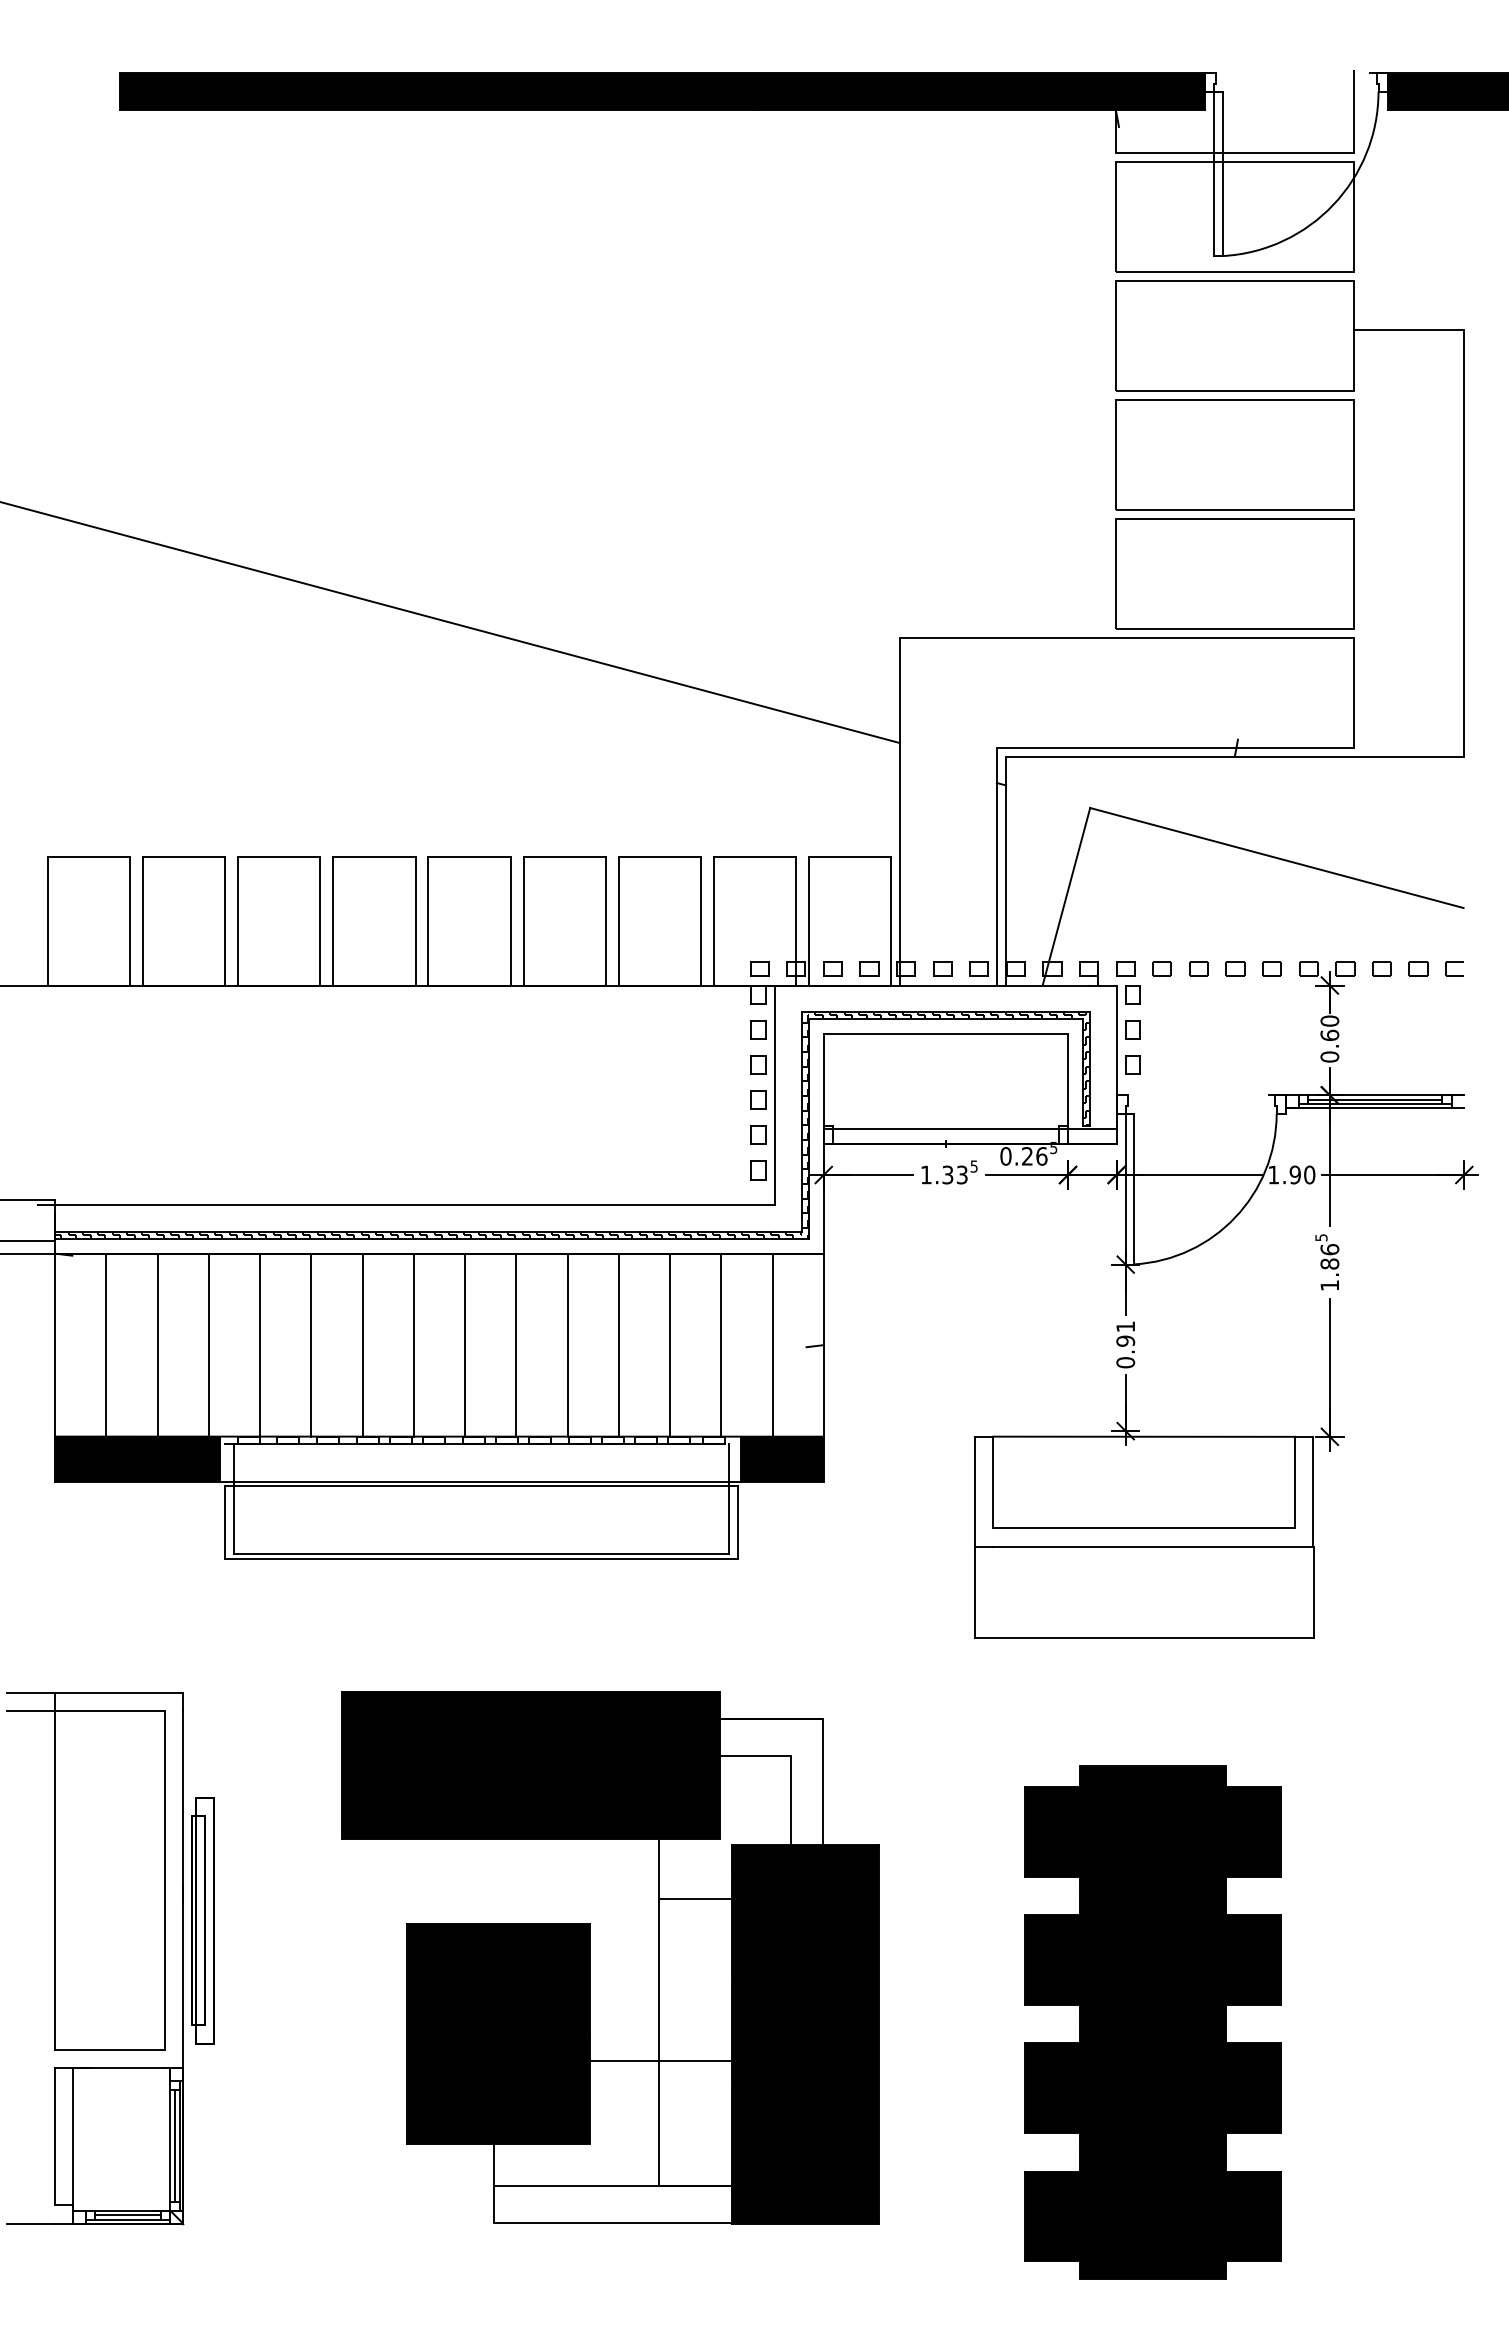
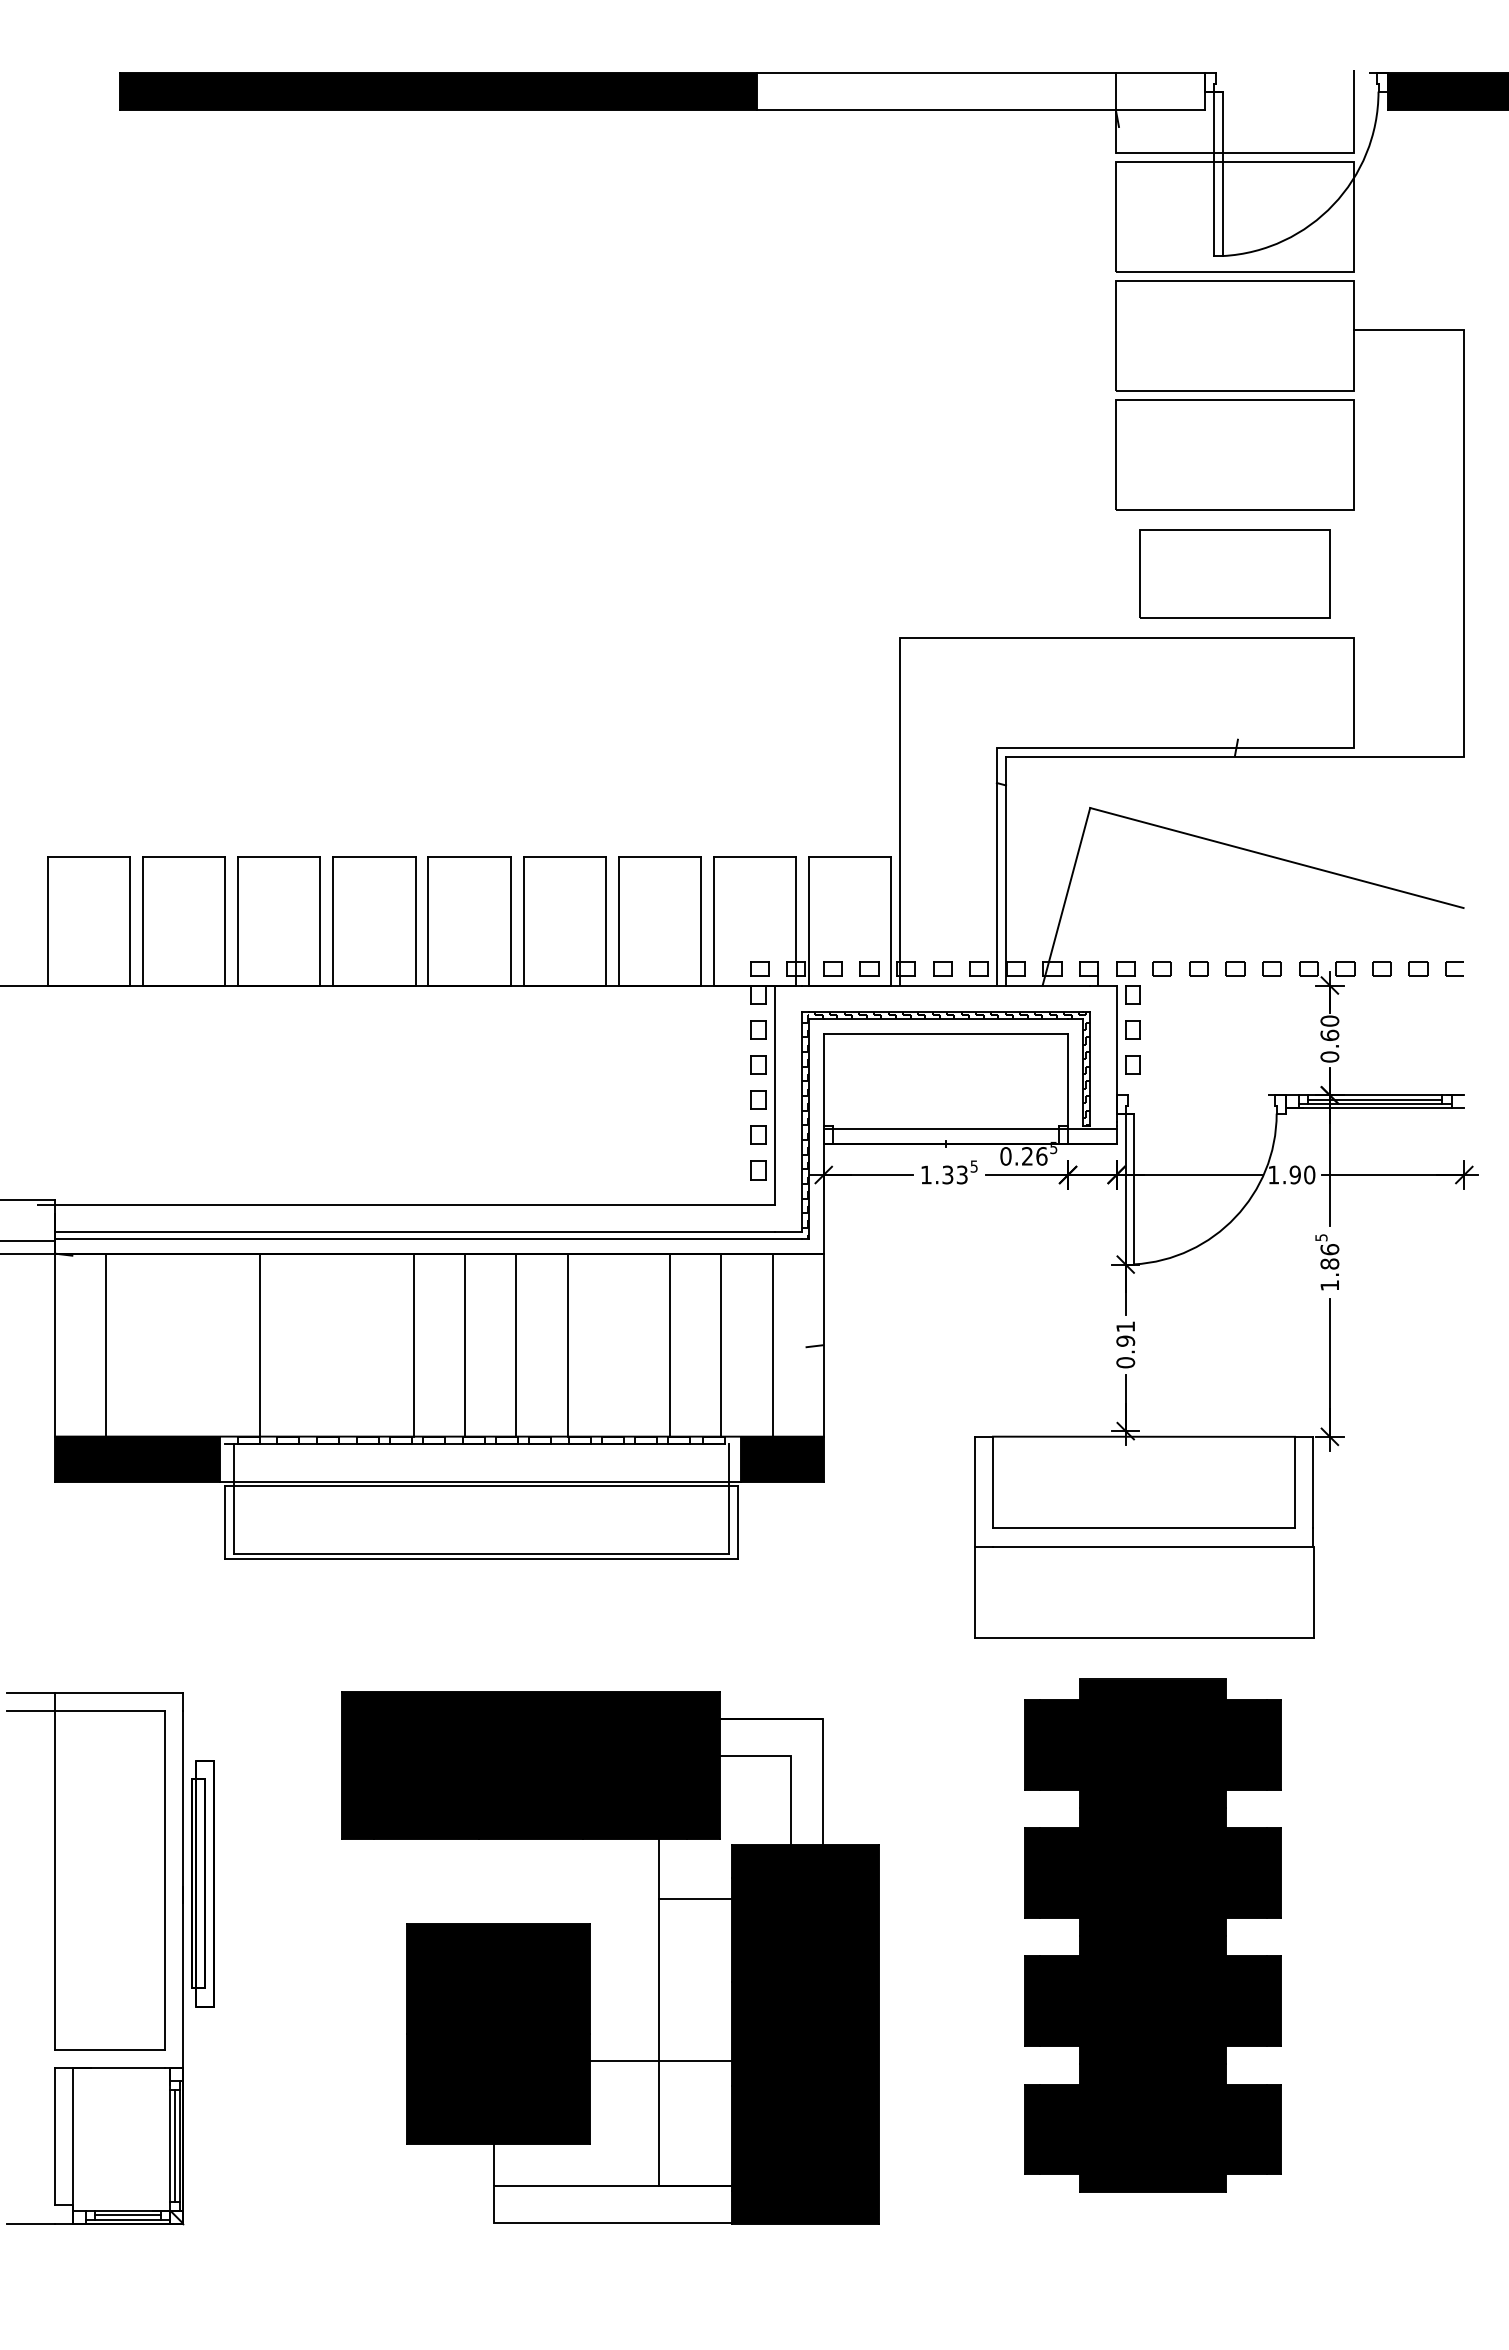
fill: present -> none (980, 91)
part size: 240x112 px -> 192x90 px (1234, 573)
line: present -> none (450, 622)
hatch: present -> none (428, 1235)
line: present -> none (157, 1344)
line: present -> none (208, 1344)
line: present -> none (311, 1344)
line: present -> none (362, 1344)
line: present -> none (618, 1344)
part position: (202, 1920) -> (202, 1883) (202, 1883)
part position: (1152, 2022) -> (1152, 1935) (1152, 1935)
